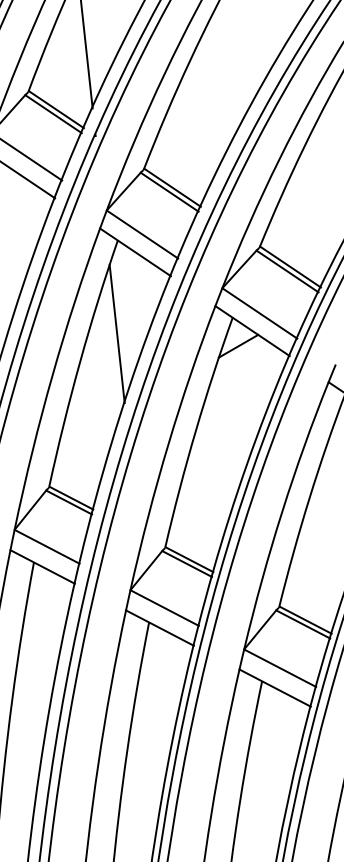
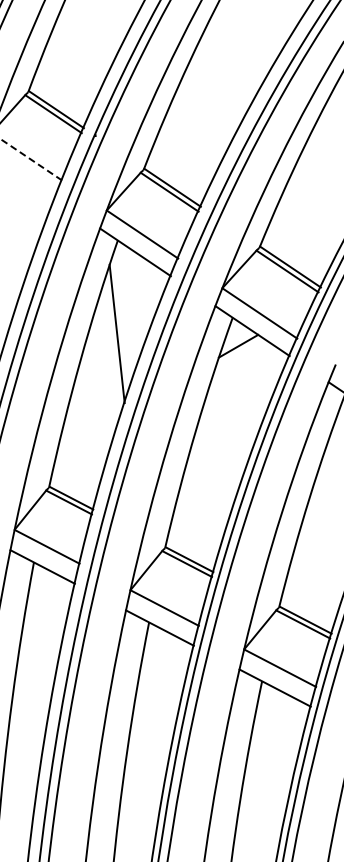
line: present -> none (86, 55)
line: solid -> dashed (30, 159)
line: present -> none (28, 180)
